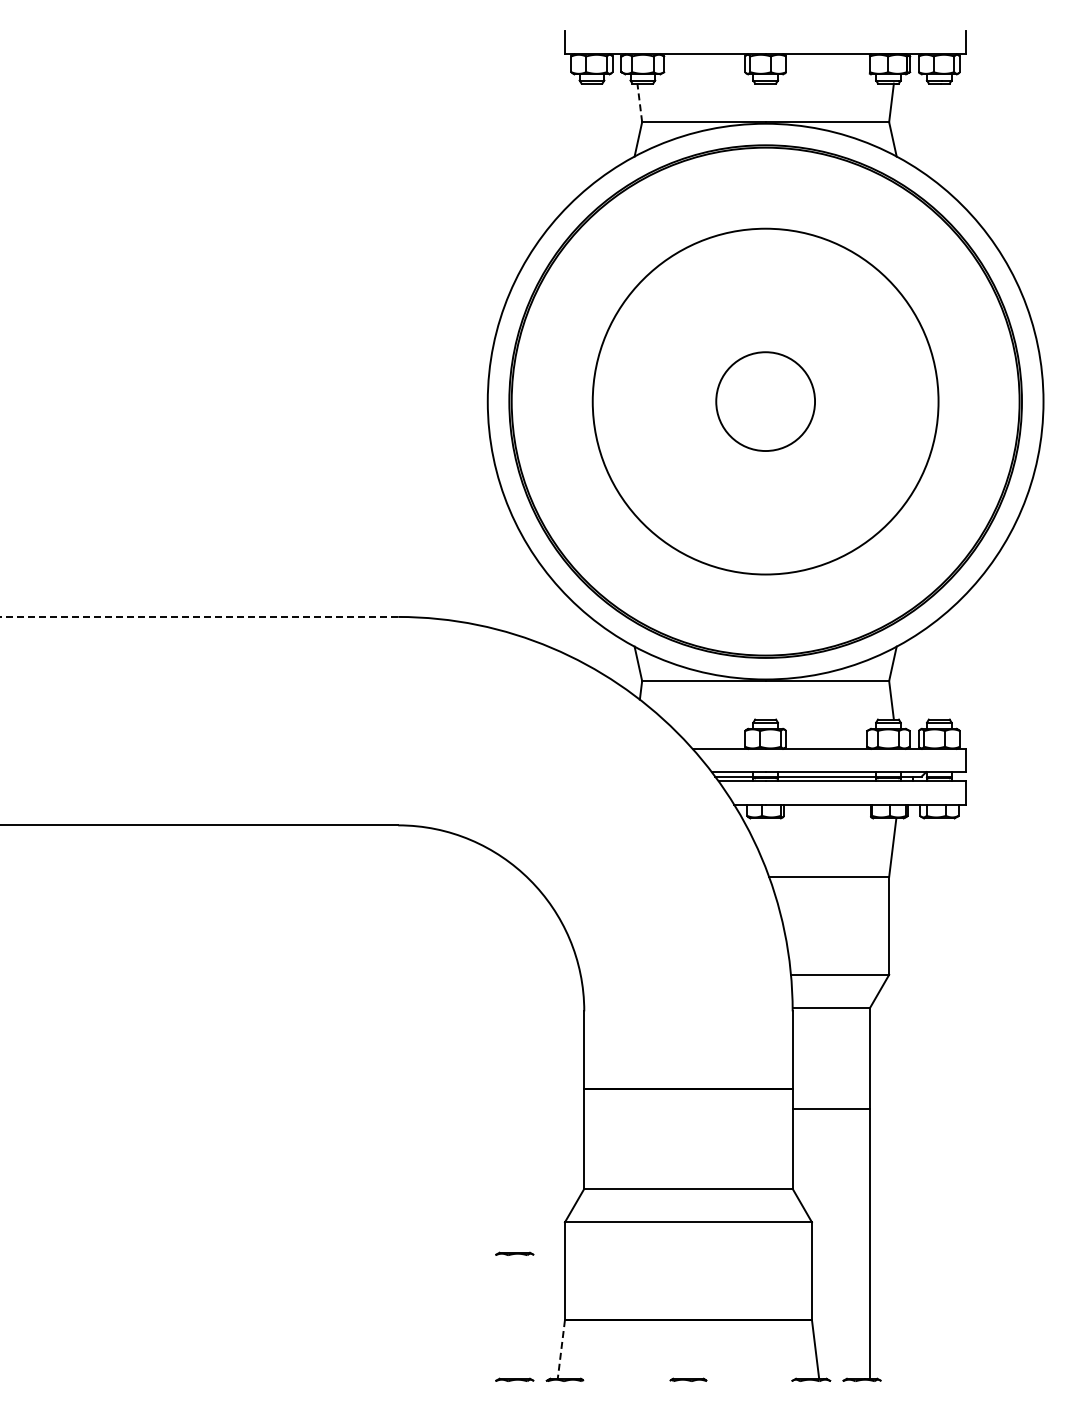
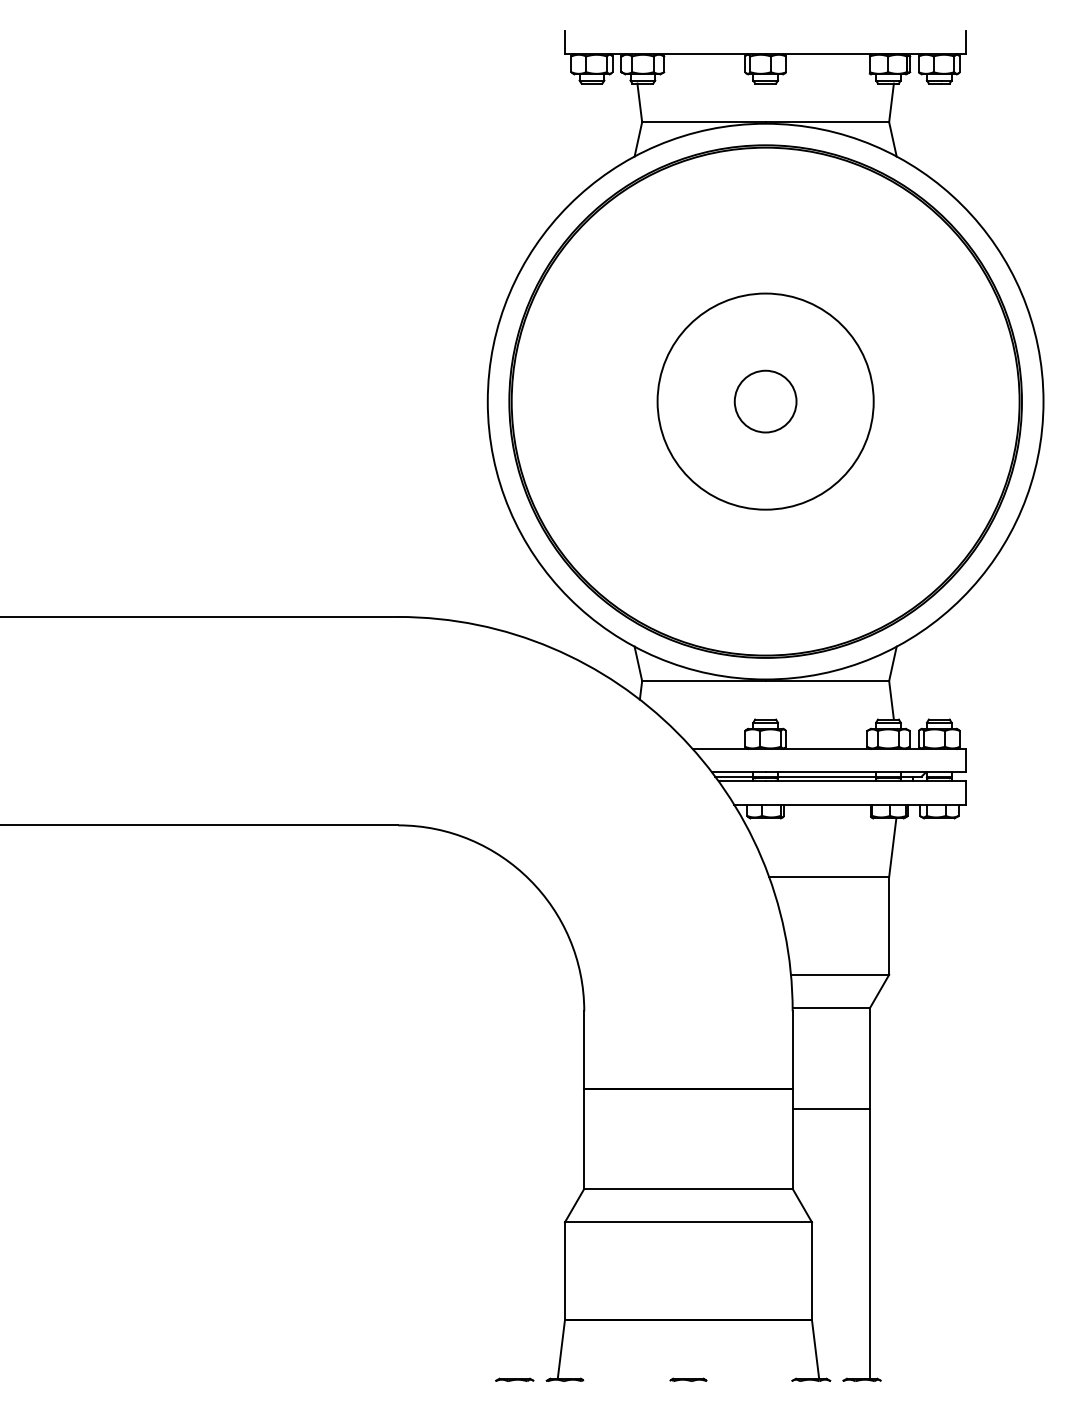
line: dashed -> solid (639, 102)
circle diameter: 346 px -> 216 px (765, 401)
circle diameter: 99 px -> 62 px (765, 401)
line: dashed -> solid (199, 616)
line: present -> none (514, 1253)
line: dashed -> solid (561, 1349)
